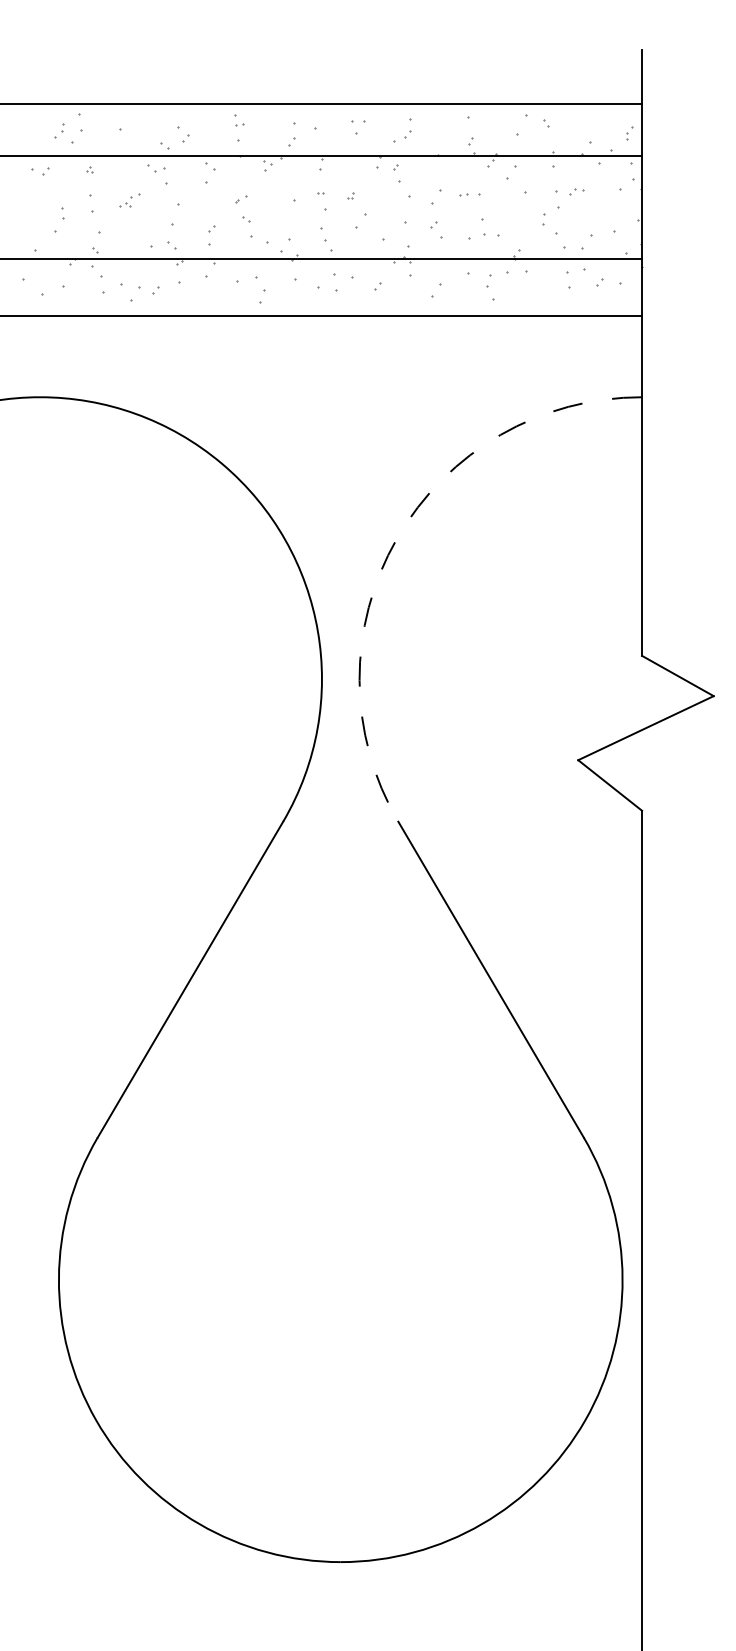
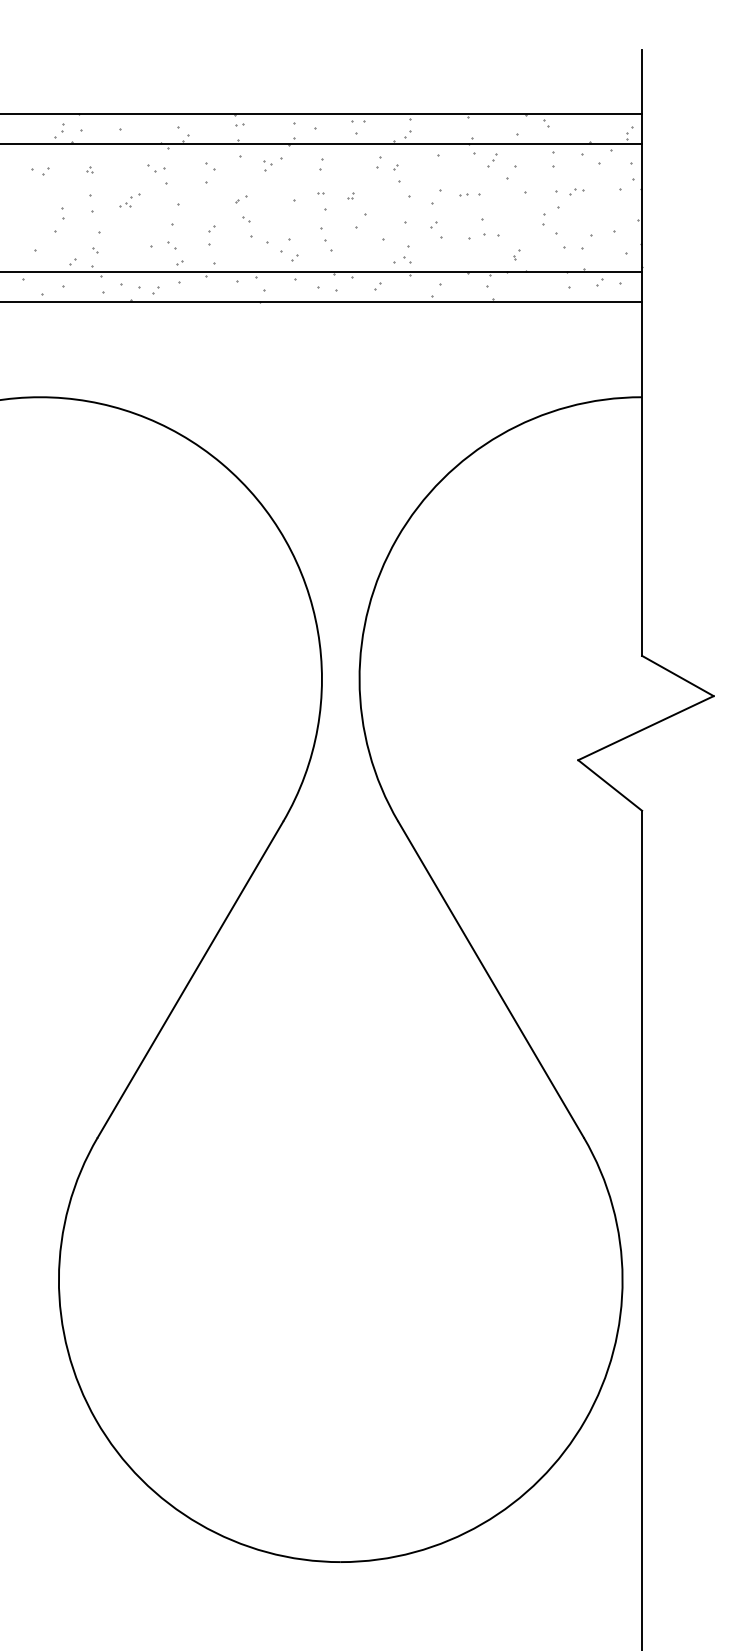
line position: (322, 104) -> (322, 114) (322, 114)
line position: (322, 156) -> (322, 144) (322, 144)
line position: (322, 258) -> (322, 271) (322, 271)
line position: (322, 315) -> (322, 301) (322, 301)
arc: dashed -> solid (396, 538)
